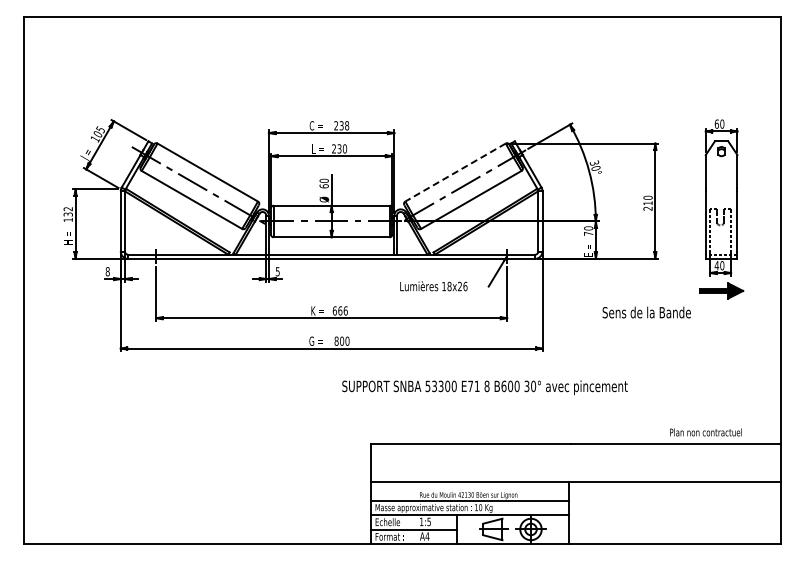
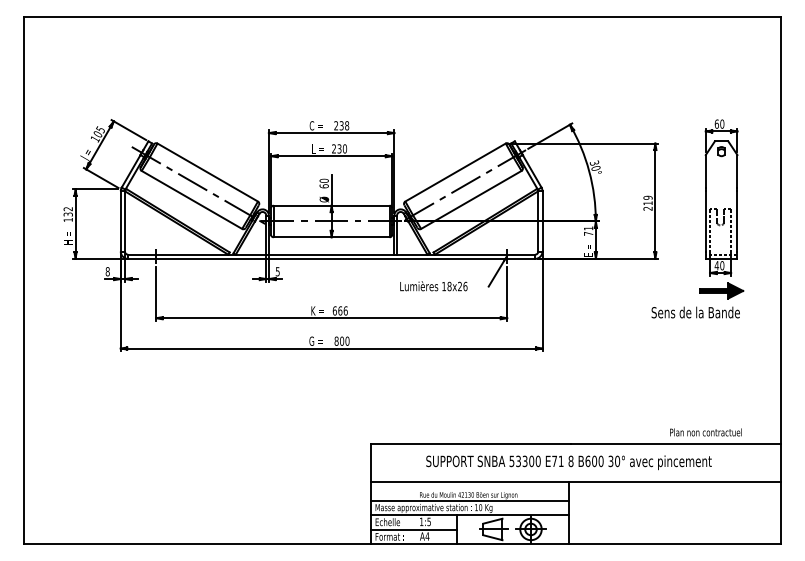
line: dashed -> solid (455, 172)
text: 210 -> 219 (648, 197)
text: 70 -> 71 (588, 228)
text position: (646, 312) -> (695, 312) (695, 312)
text position: (484, 387) -> (568, 462) (568, 462)
